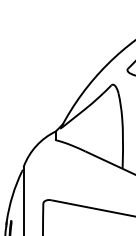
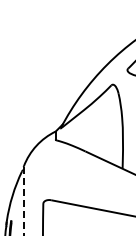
line: solid -> dashed (23, 201)
